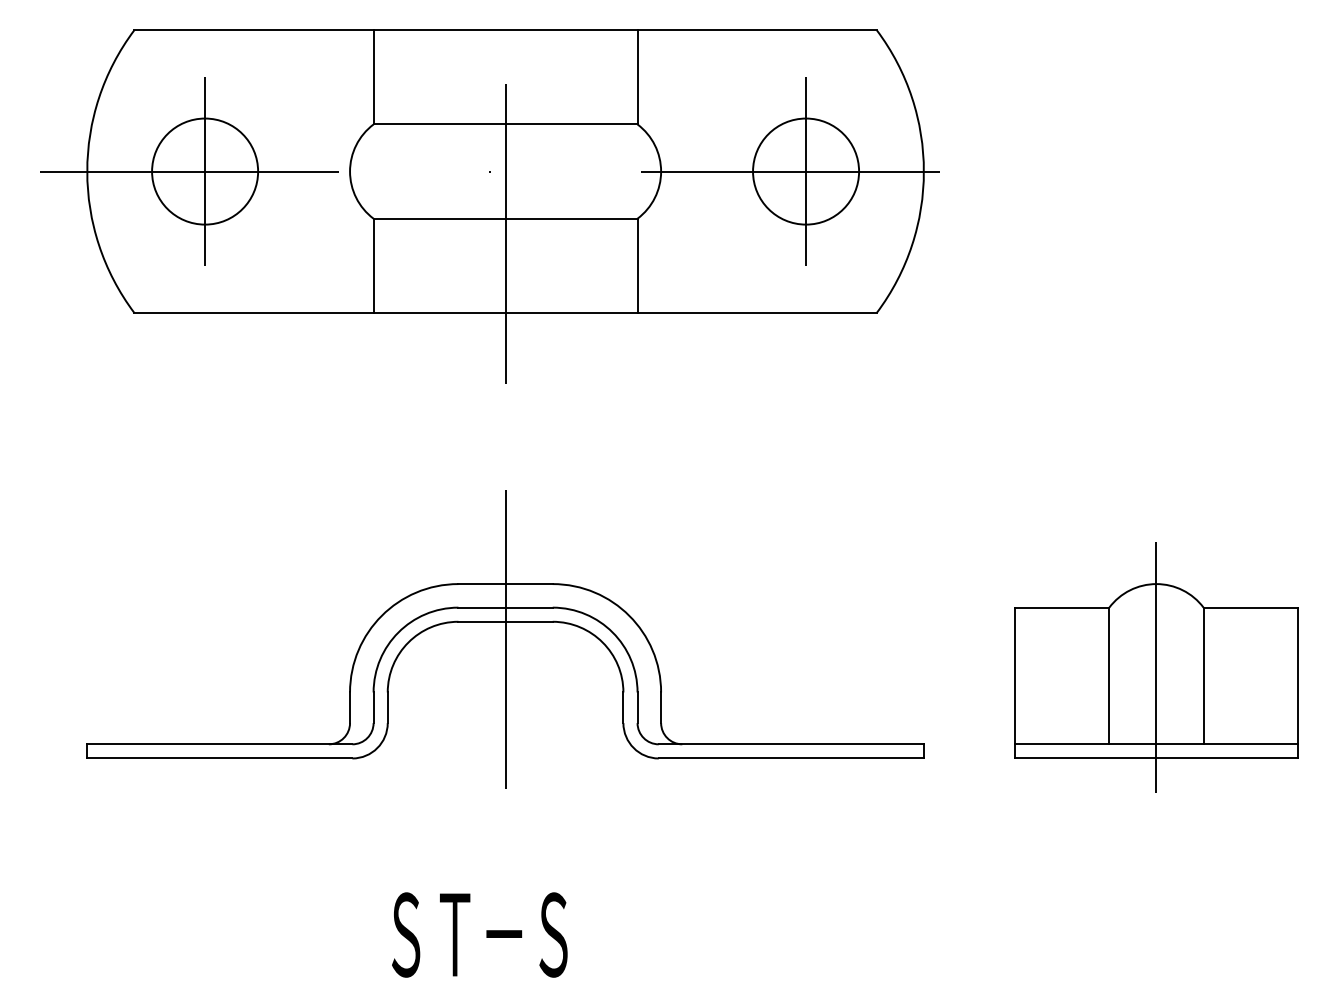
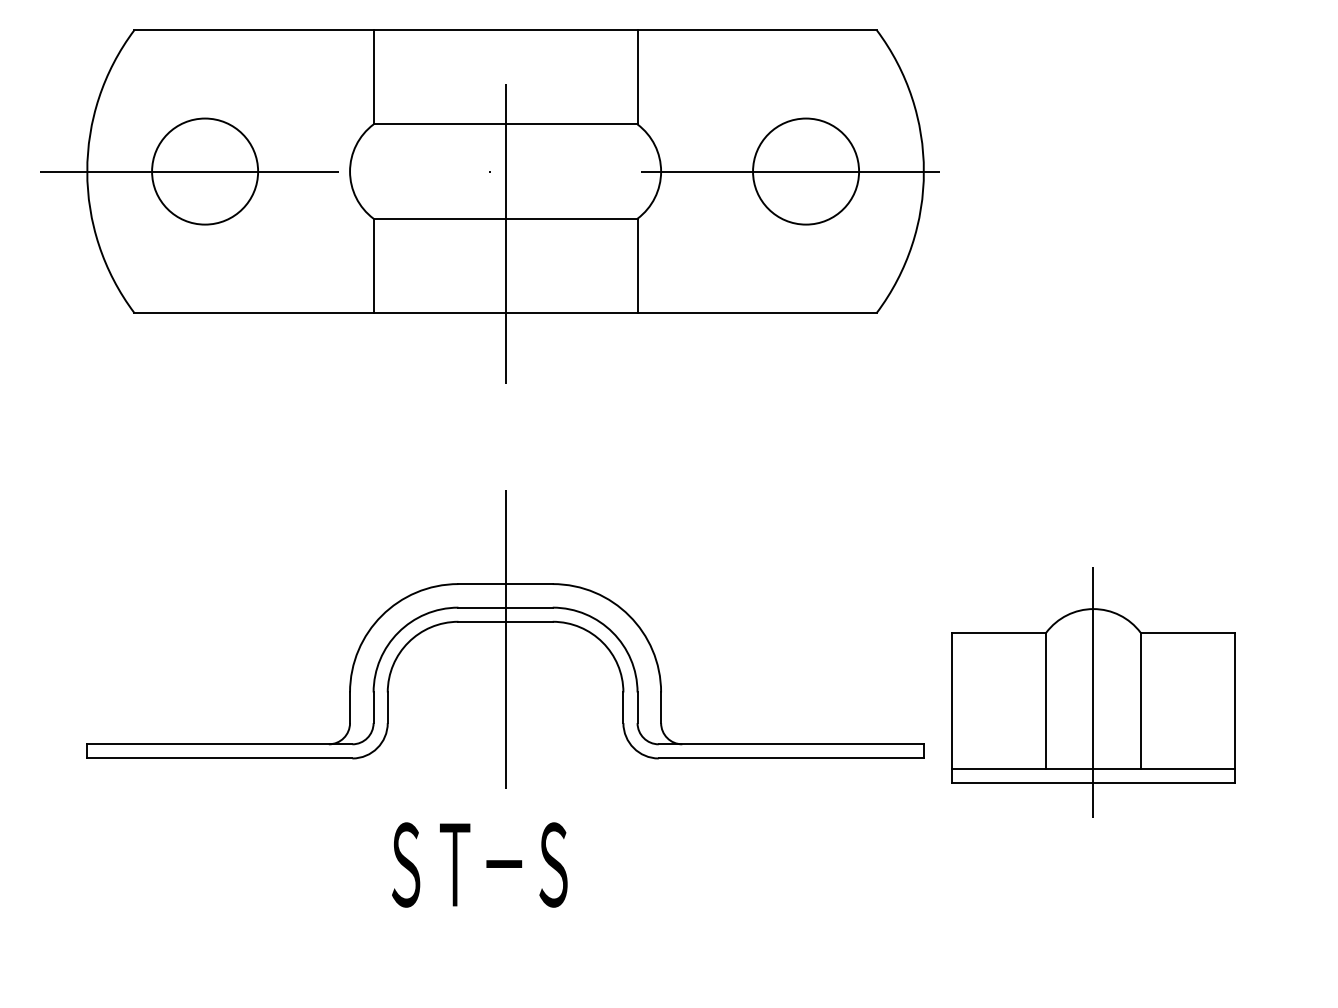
line: present -> none (205, 171)
line: present -> none (806, 171)
part position: (1156, 667) -> (1093, 692) (1093, 692)
text position: (479, 934) -> (479, 864) (479, 864)
